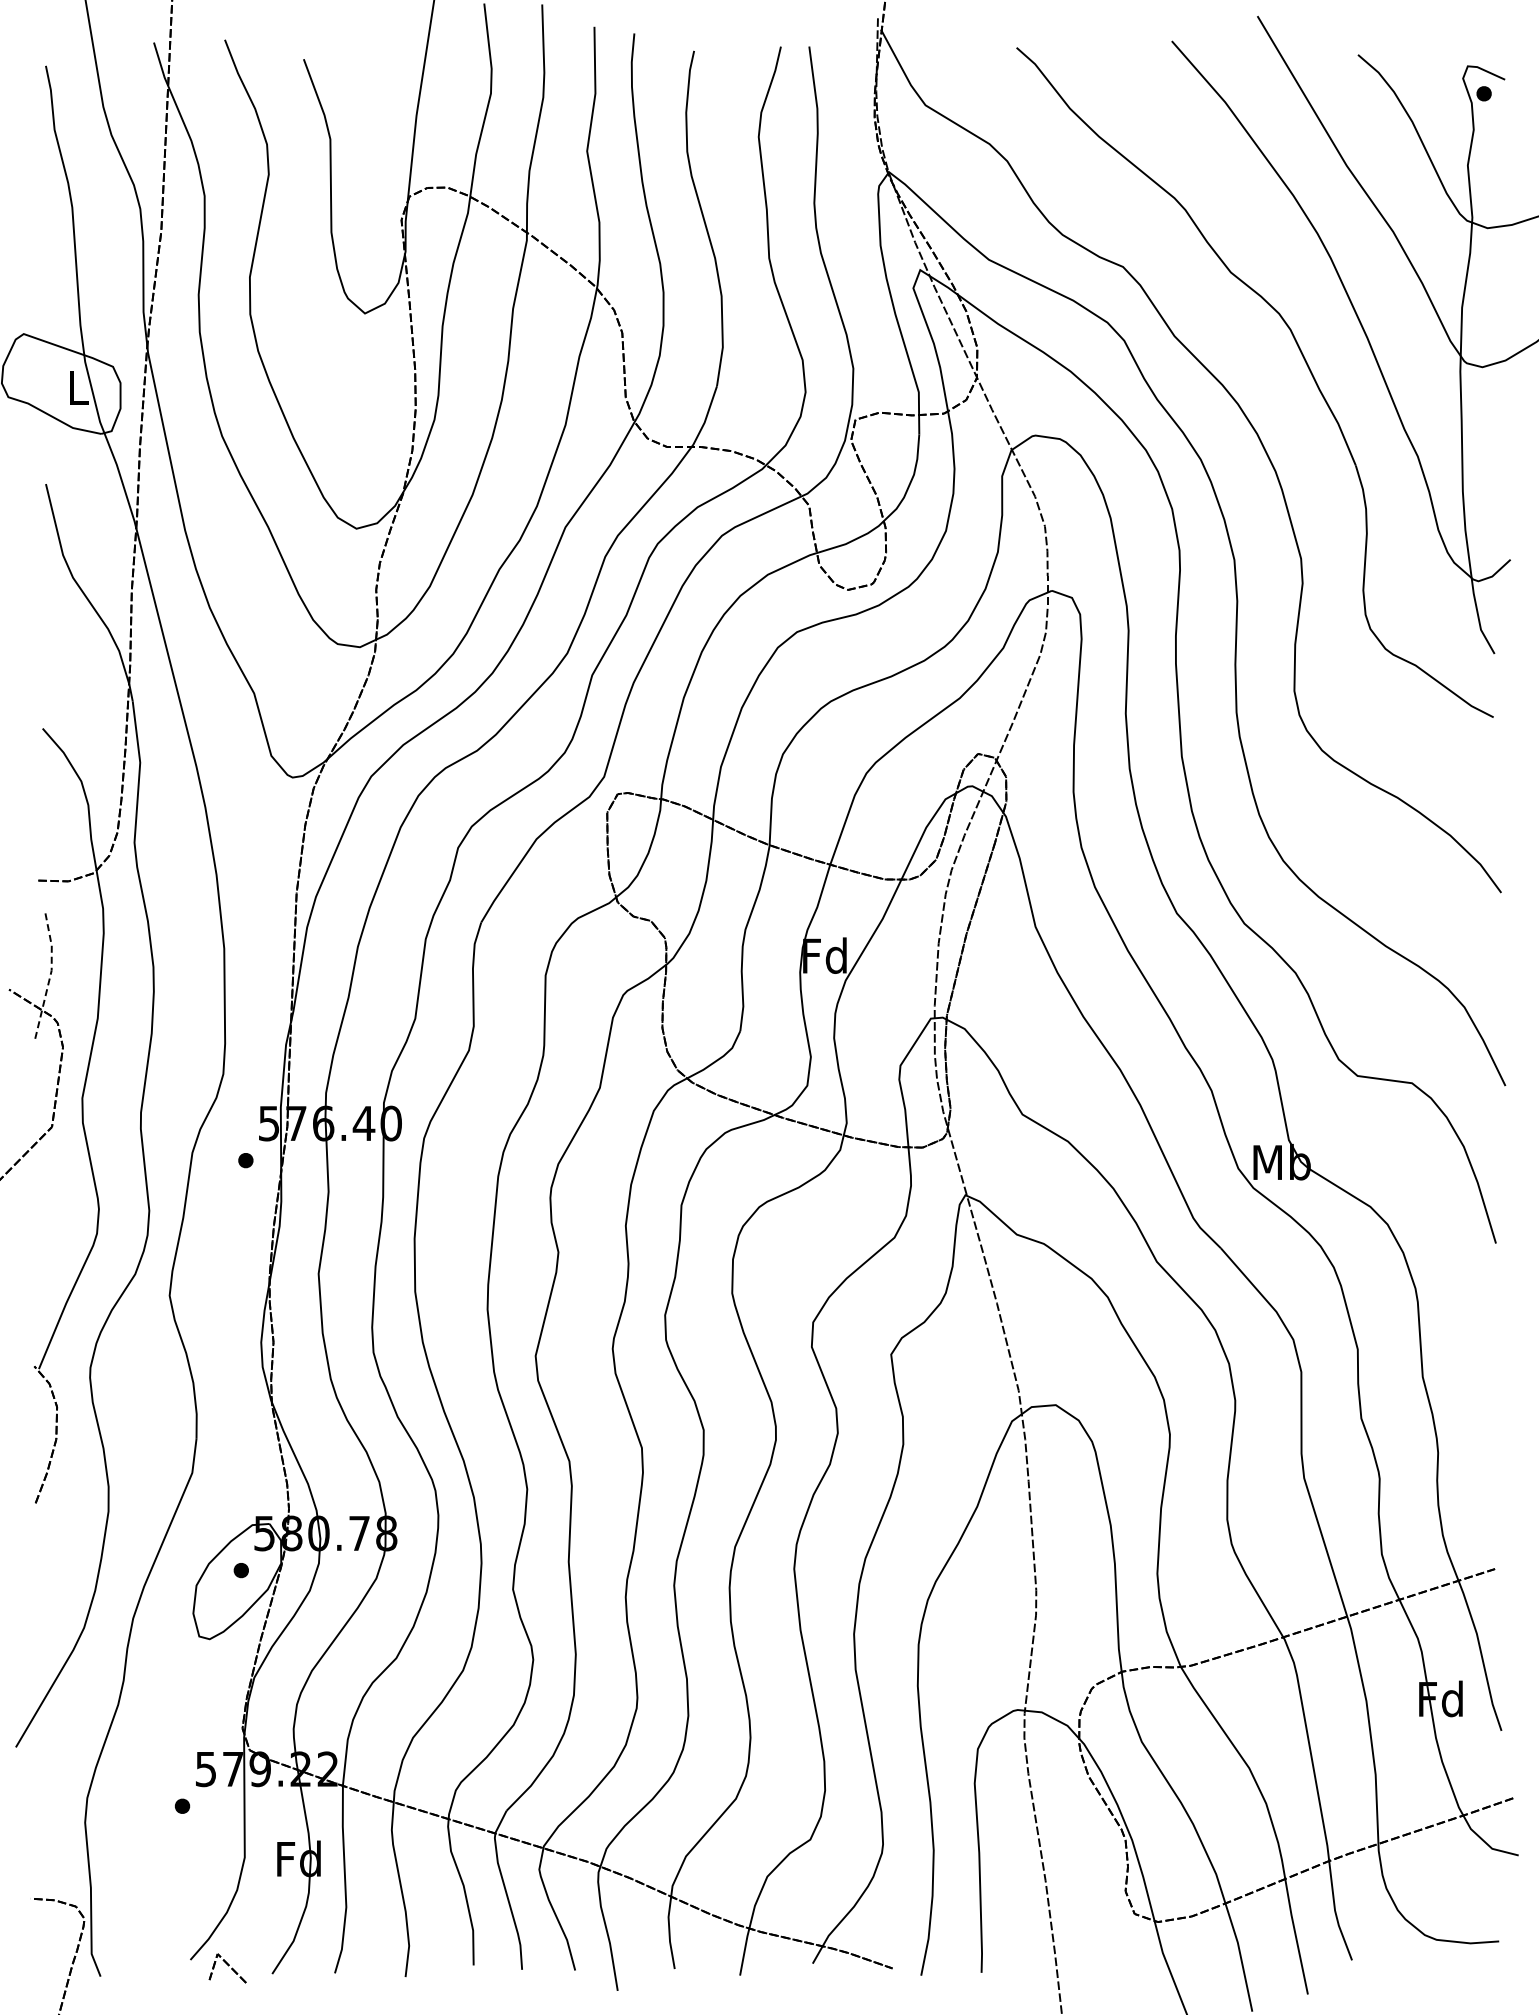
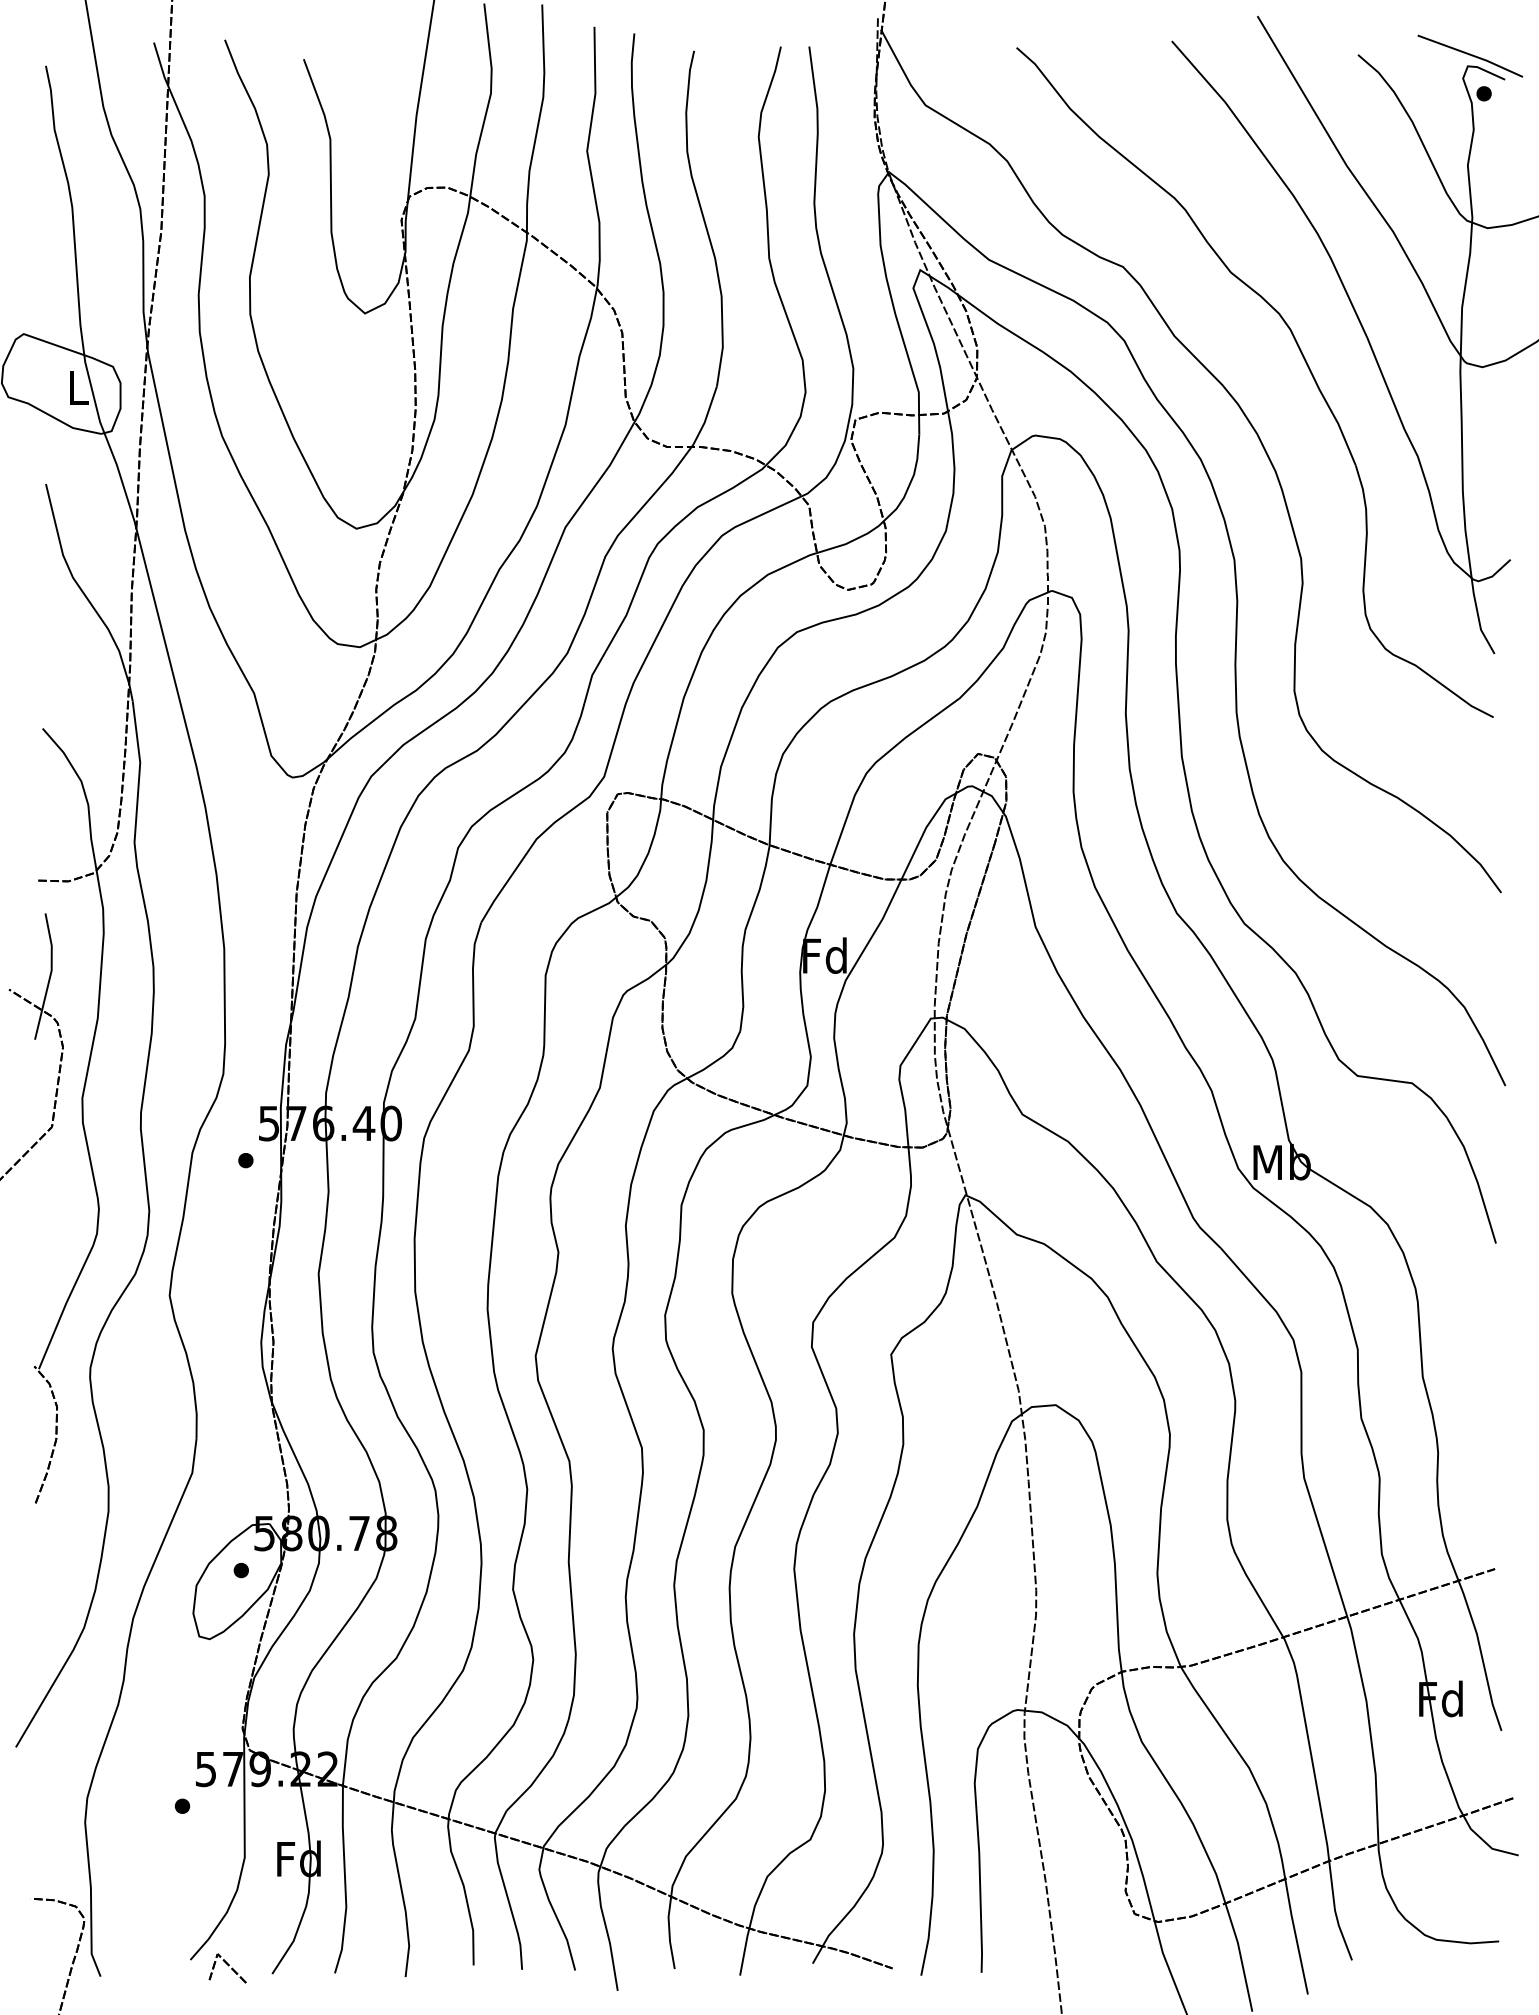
line: none -> present (1470, 55)
line: dashed -> solid (50, 976)
